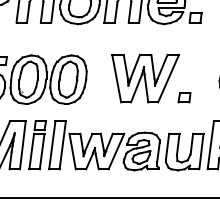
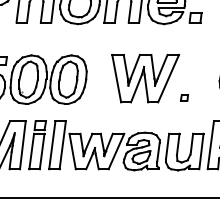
part size: 15x12 px -> 9x8 px (184, 97)
